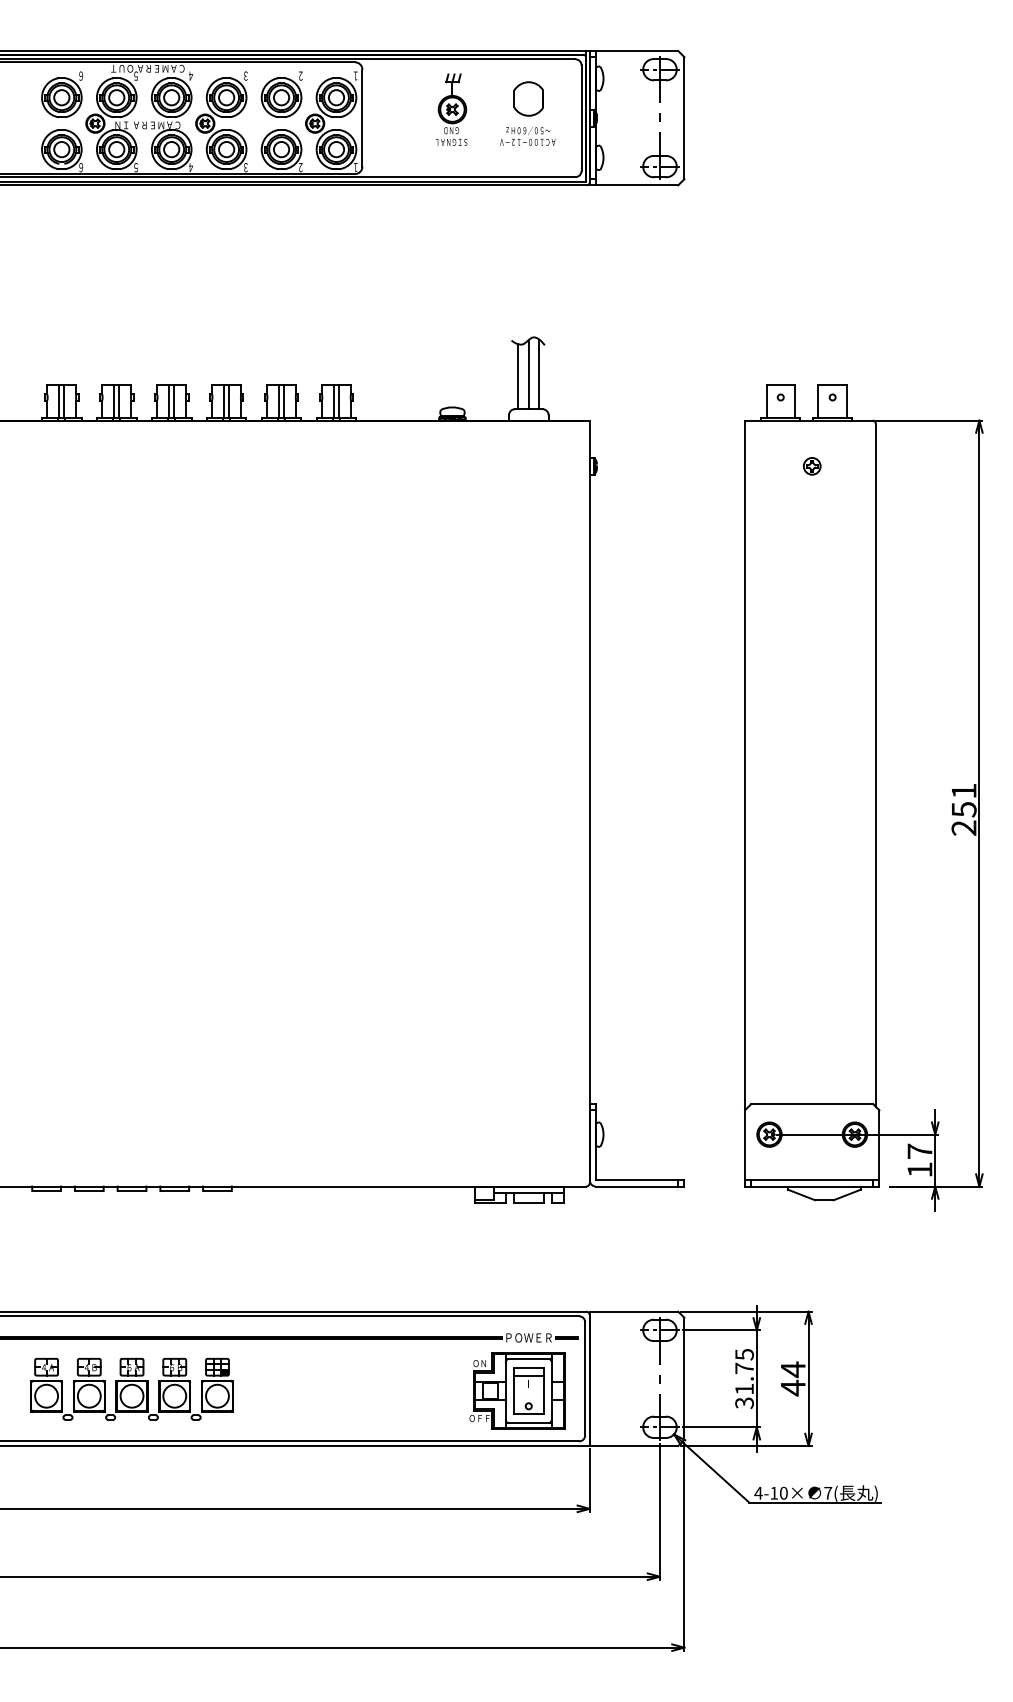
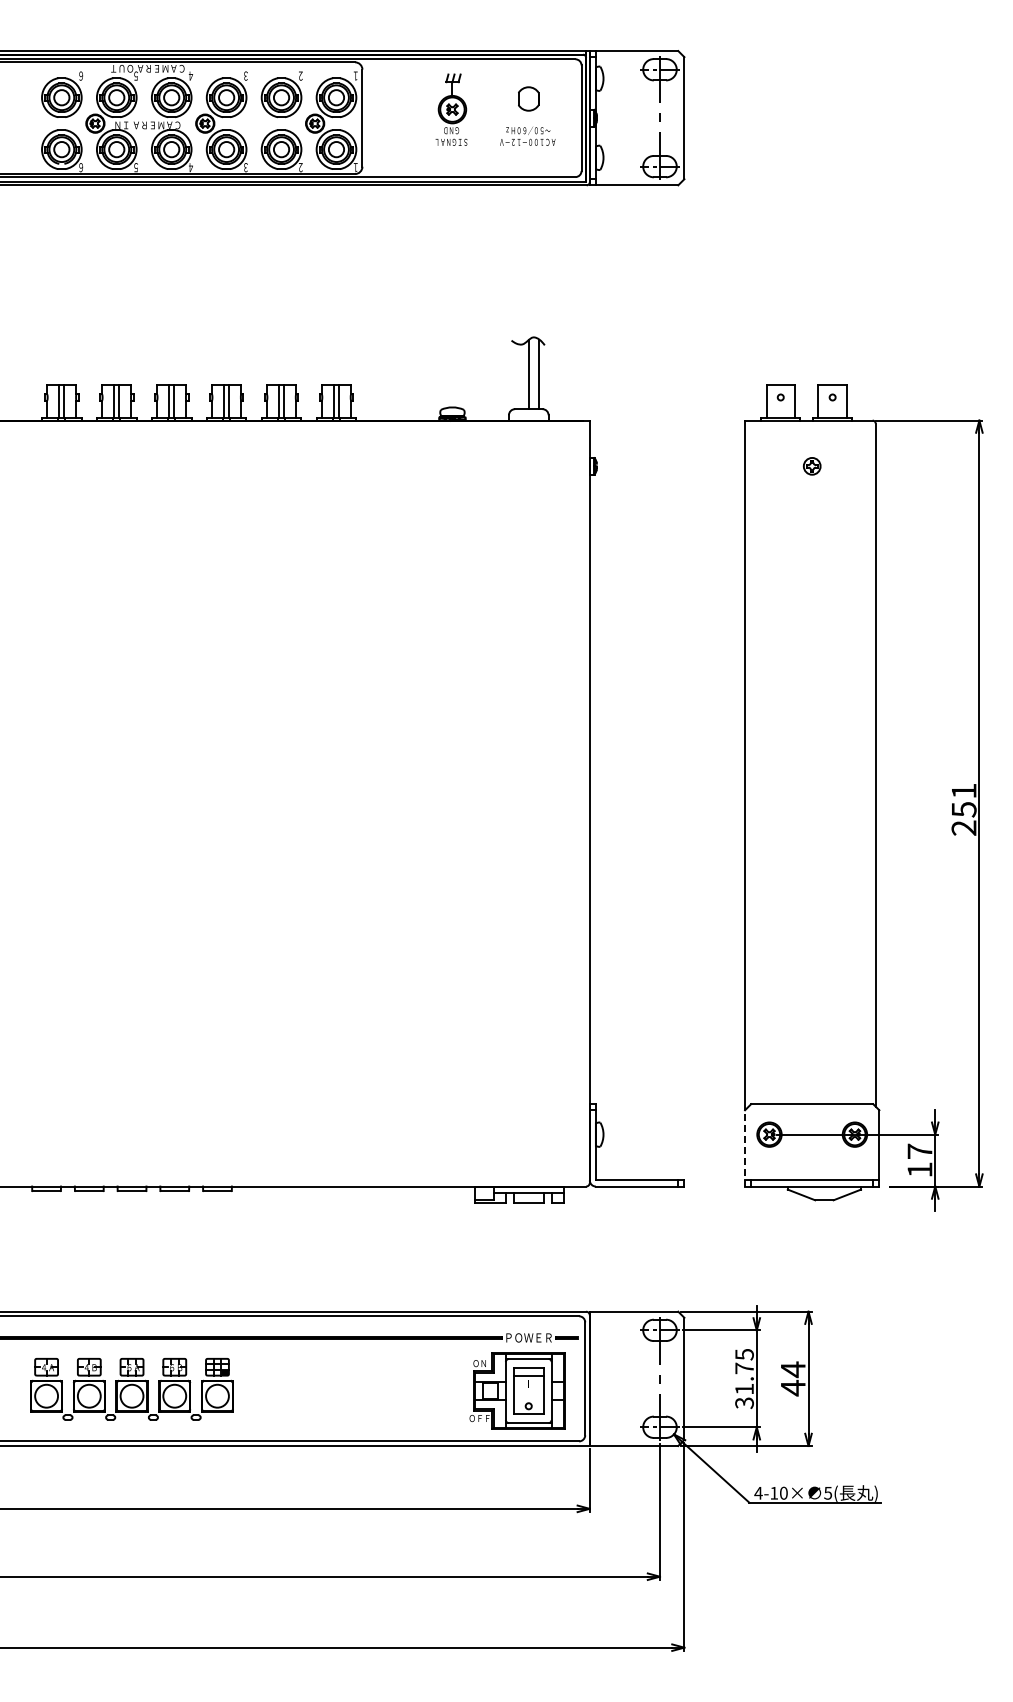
part size: 31x36 px -> 22x26 px (528, 98)
line: present -> none (518, 376)
line: solid -> dashed (745, 1147)
text: 7( -> 5( (828, 1493)
